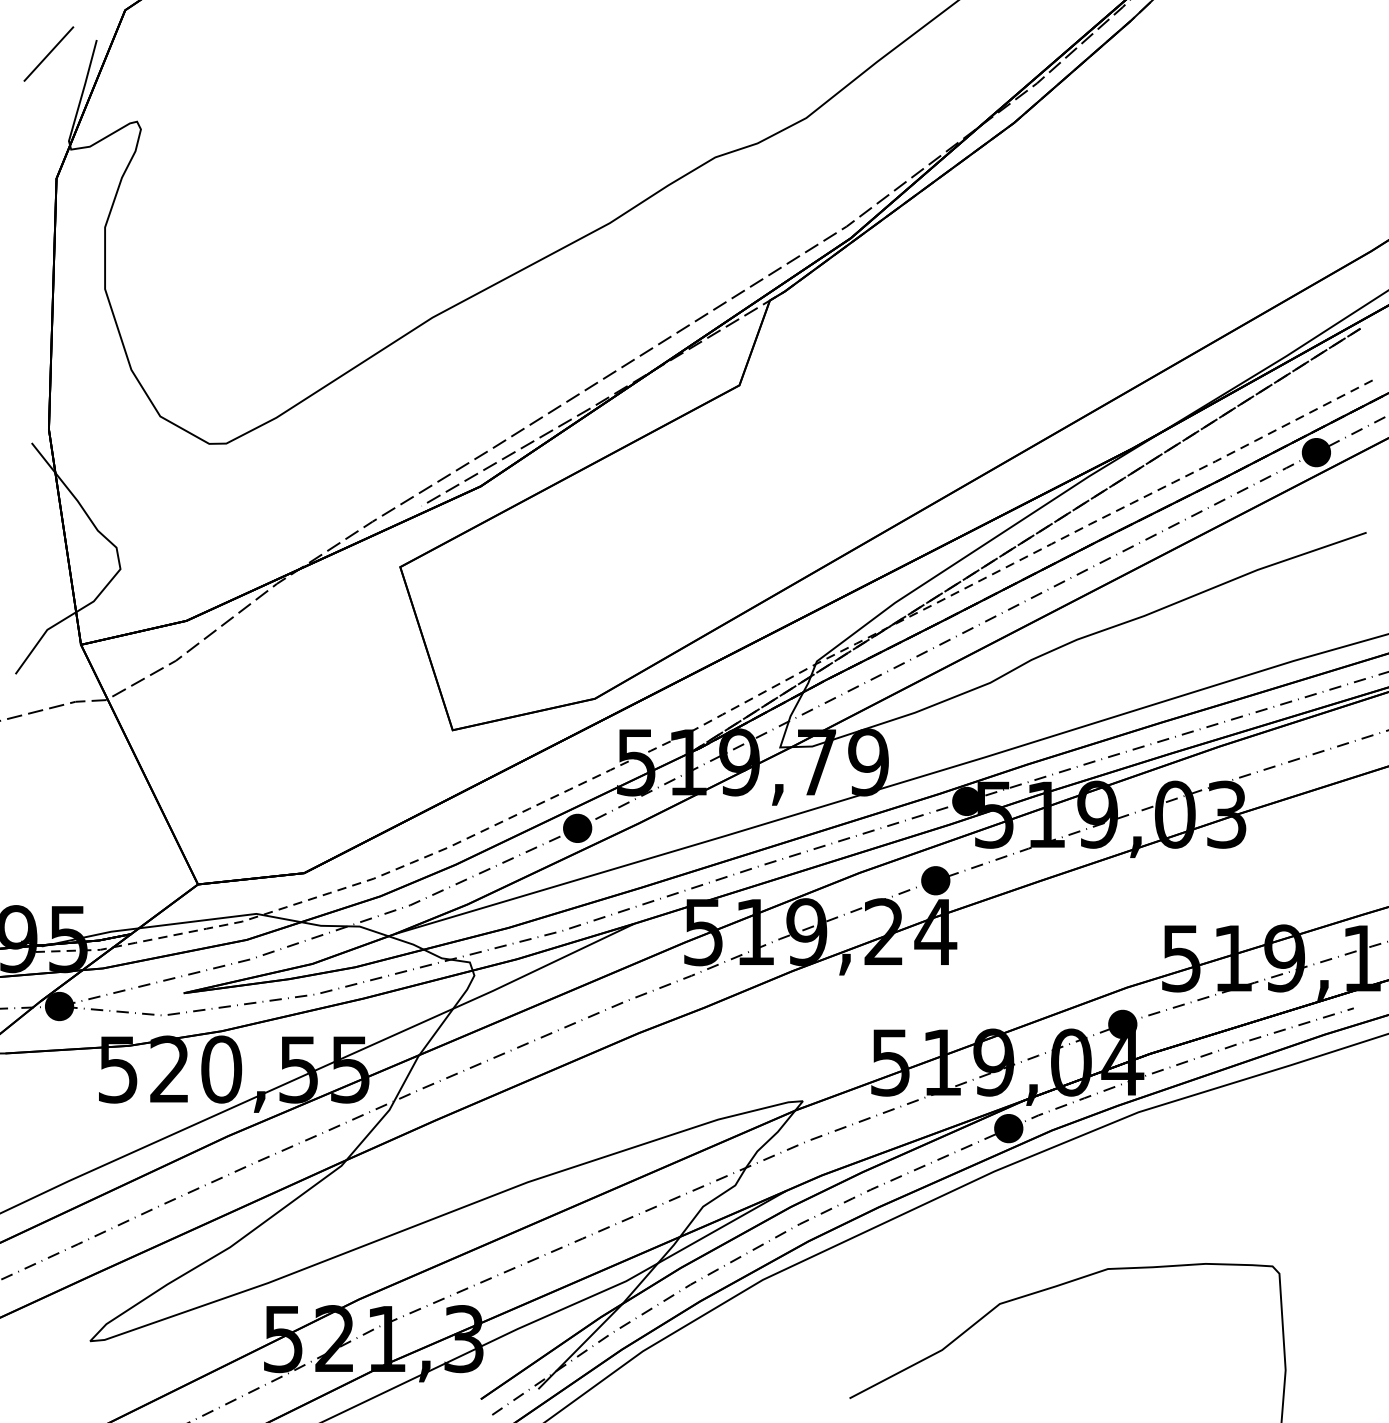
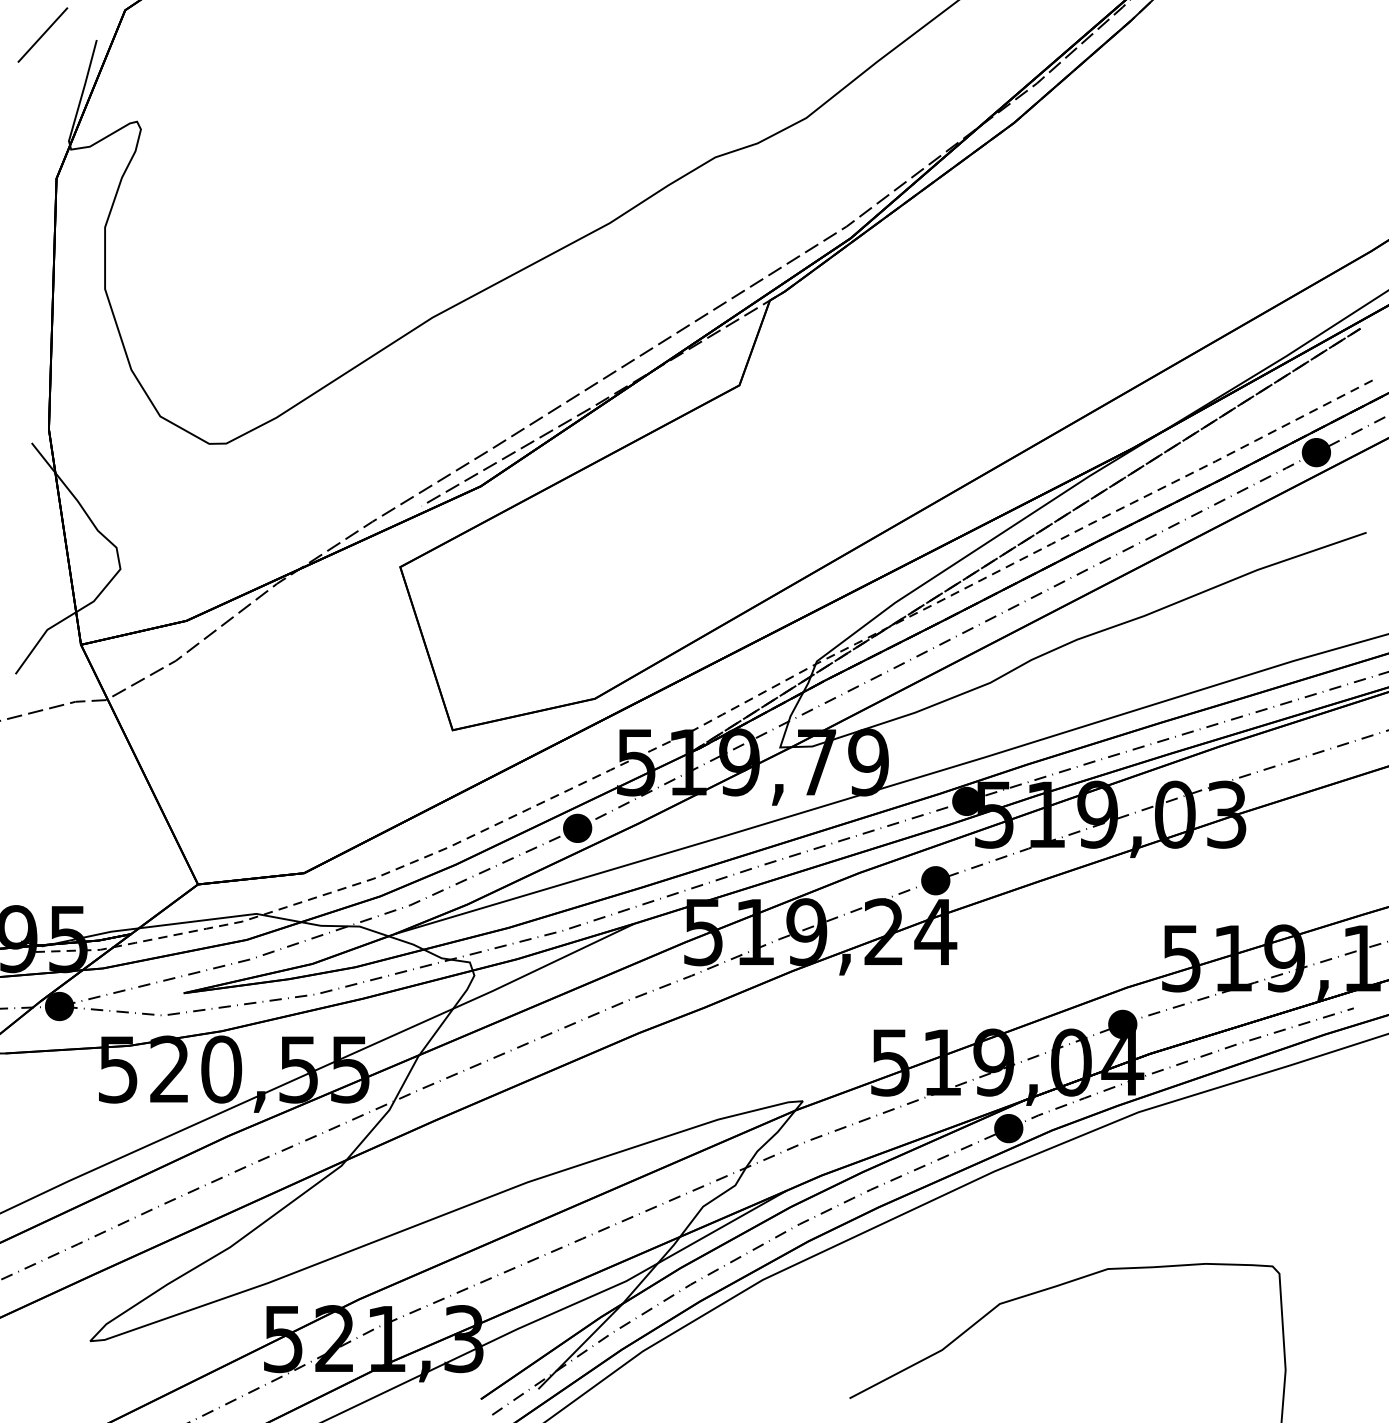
line position: (48, 53) -> (42, 34) (42, 34)
